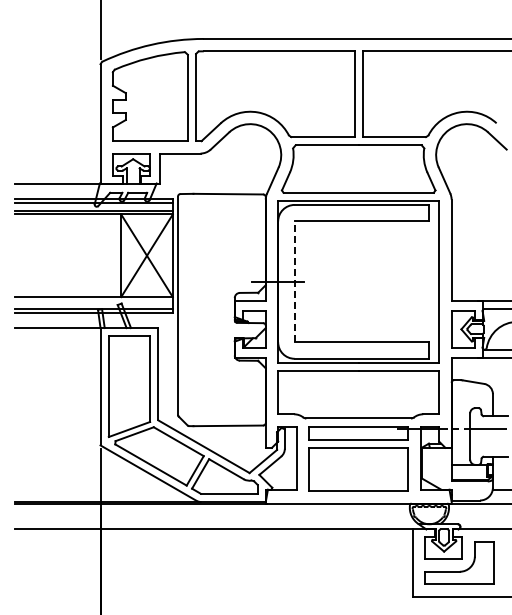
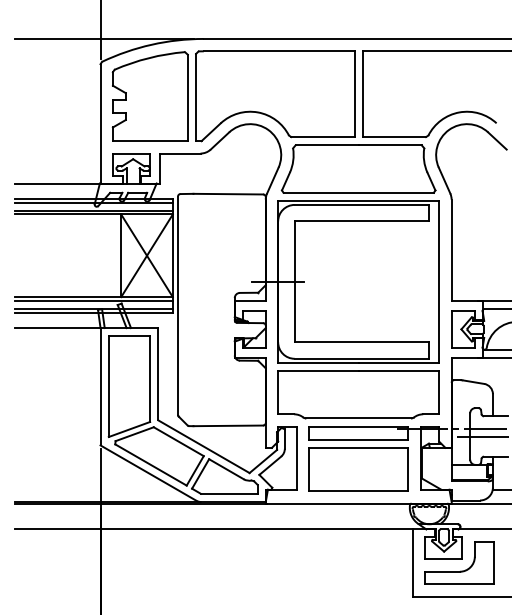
line: none -> present (104, 38)
line: dashed -> solid (294, 281)
line: none -> present (93, 300)
line: none -> present (482, 436)
